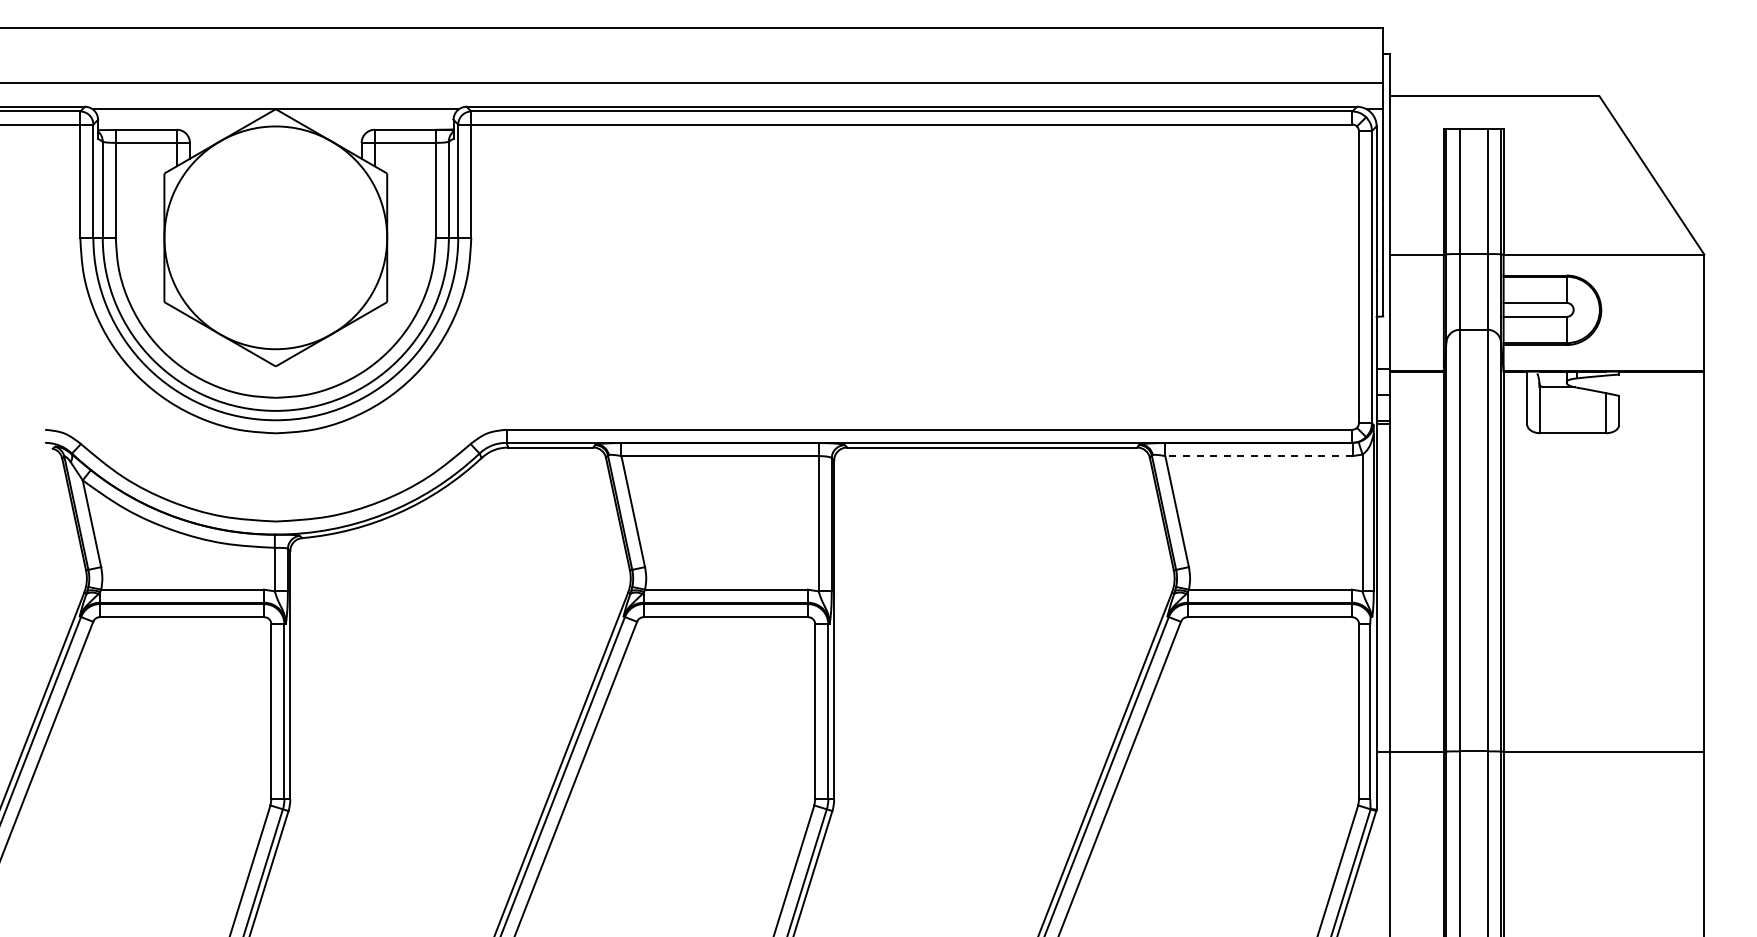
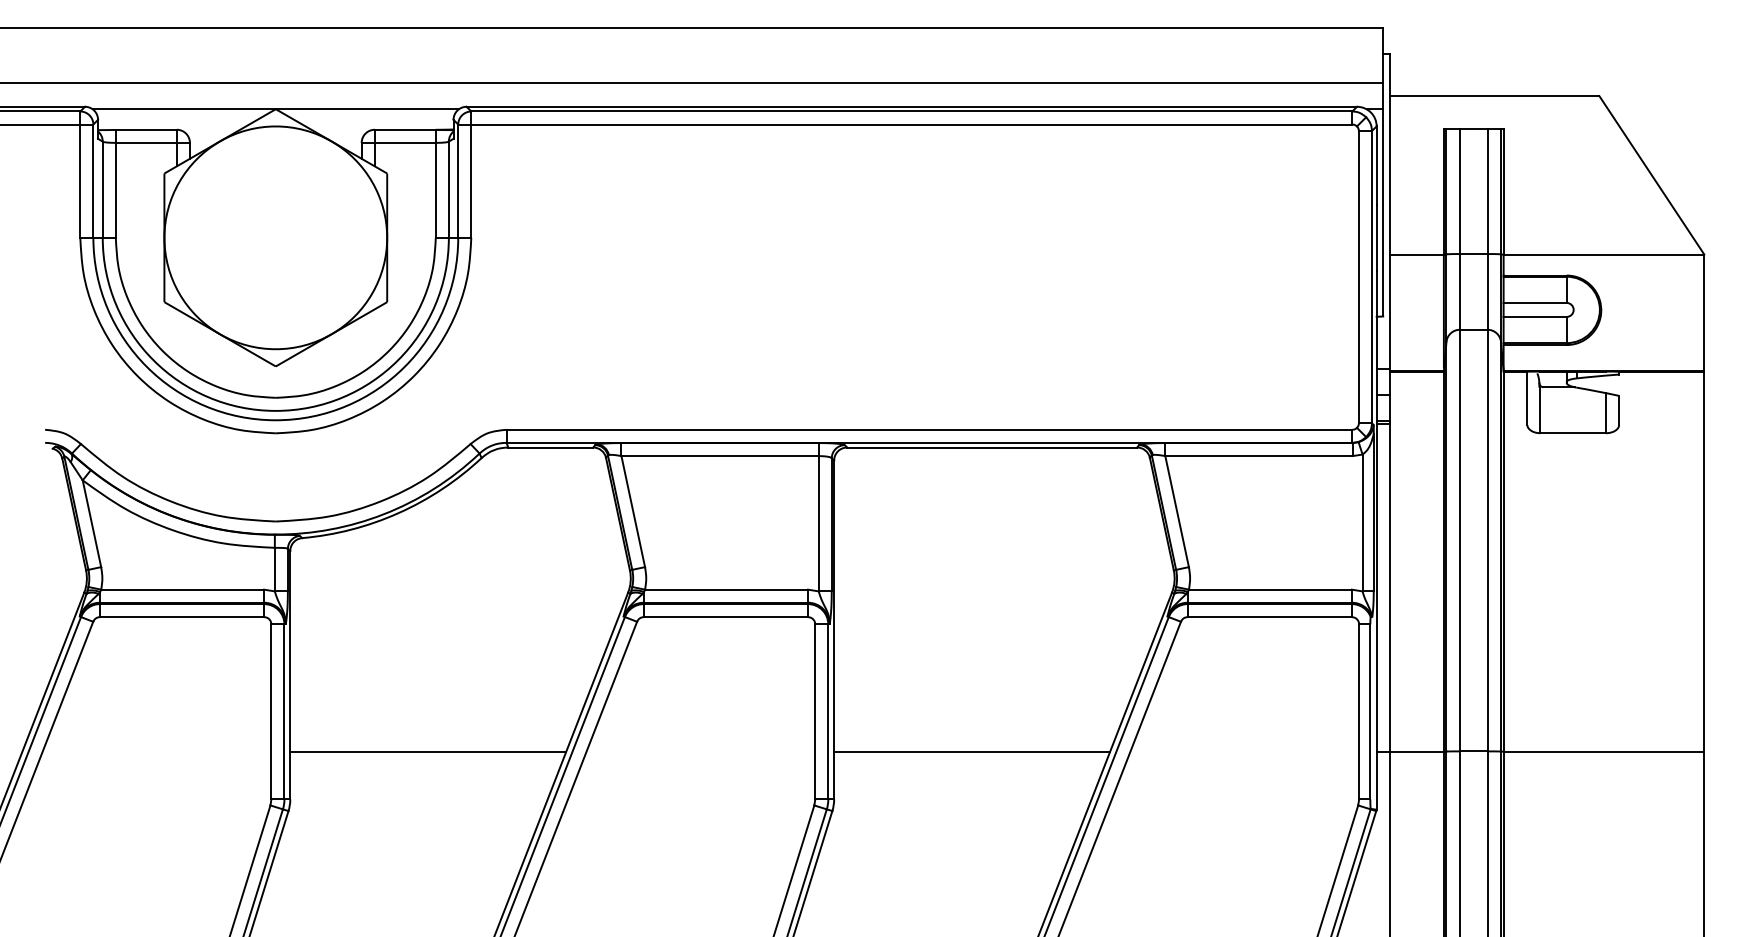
line: dashed -> solid (1258, 456)
line: none -> present (428, 751)
line: none -> present (972, 751)
